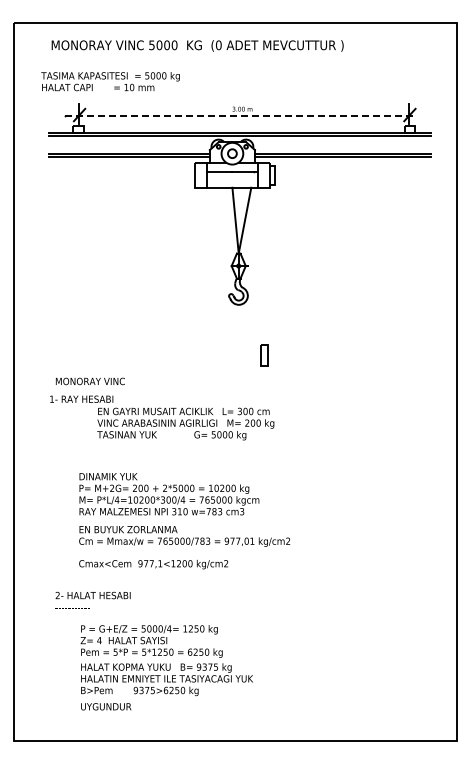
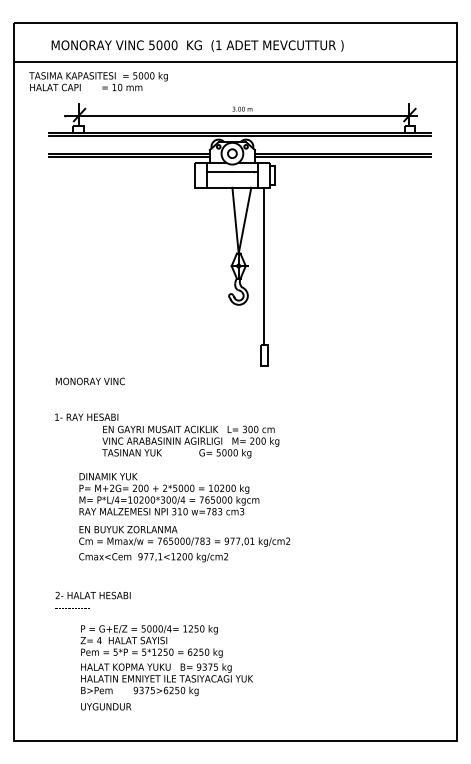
text: (0 -> (1 (218, 45)
line: none -> present (235, 62)
text position: (110, 81) -> (98, 81) (98, 81)
line: dashed -> solid (241, 115)
line: none -> present (264, 266)
text position: (162, 417) -> (167, 435) (167, 435)
text position: (153, 564) -> (153, 557) (153, 557)
